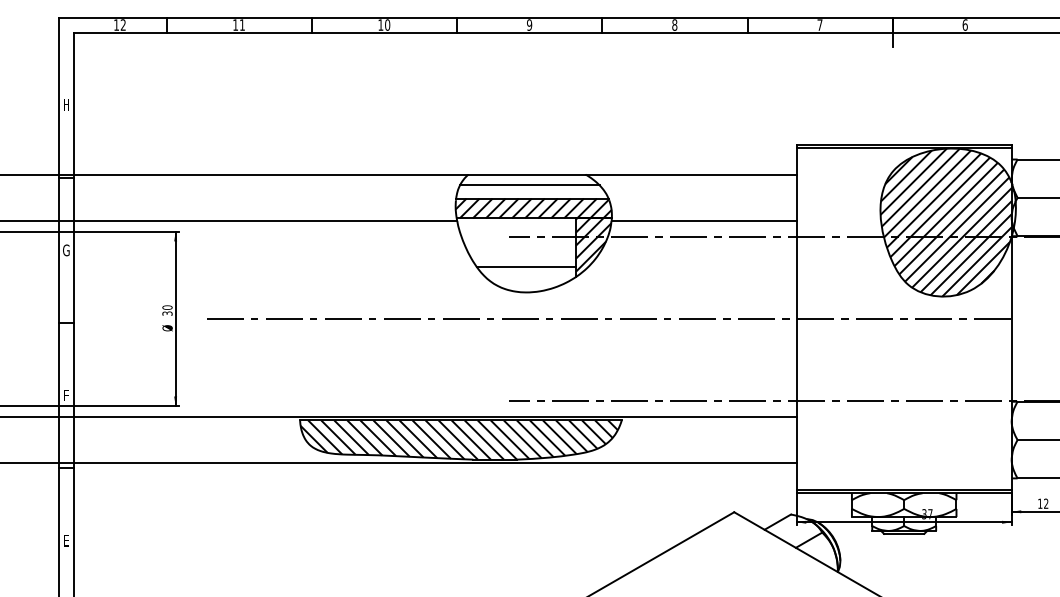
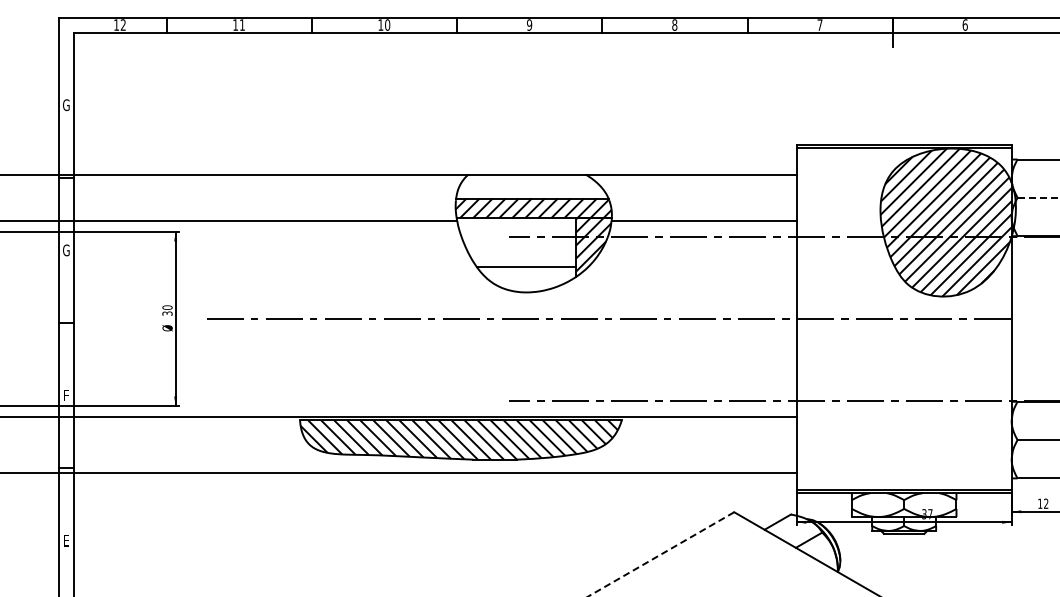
text: H -> G (66, 105)
line: present -> none (529, 185)
line: solid -> dashed (1039, 197)
line position: (399, 463) -> (399, 473) (399, 473)
line: solid -> dashed (660, 554)
